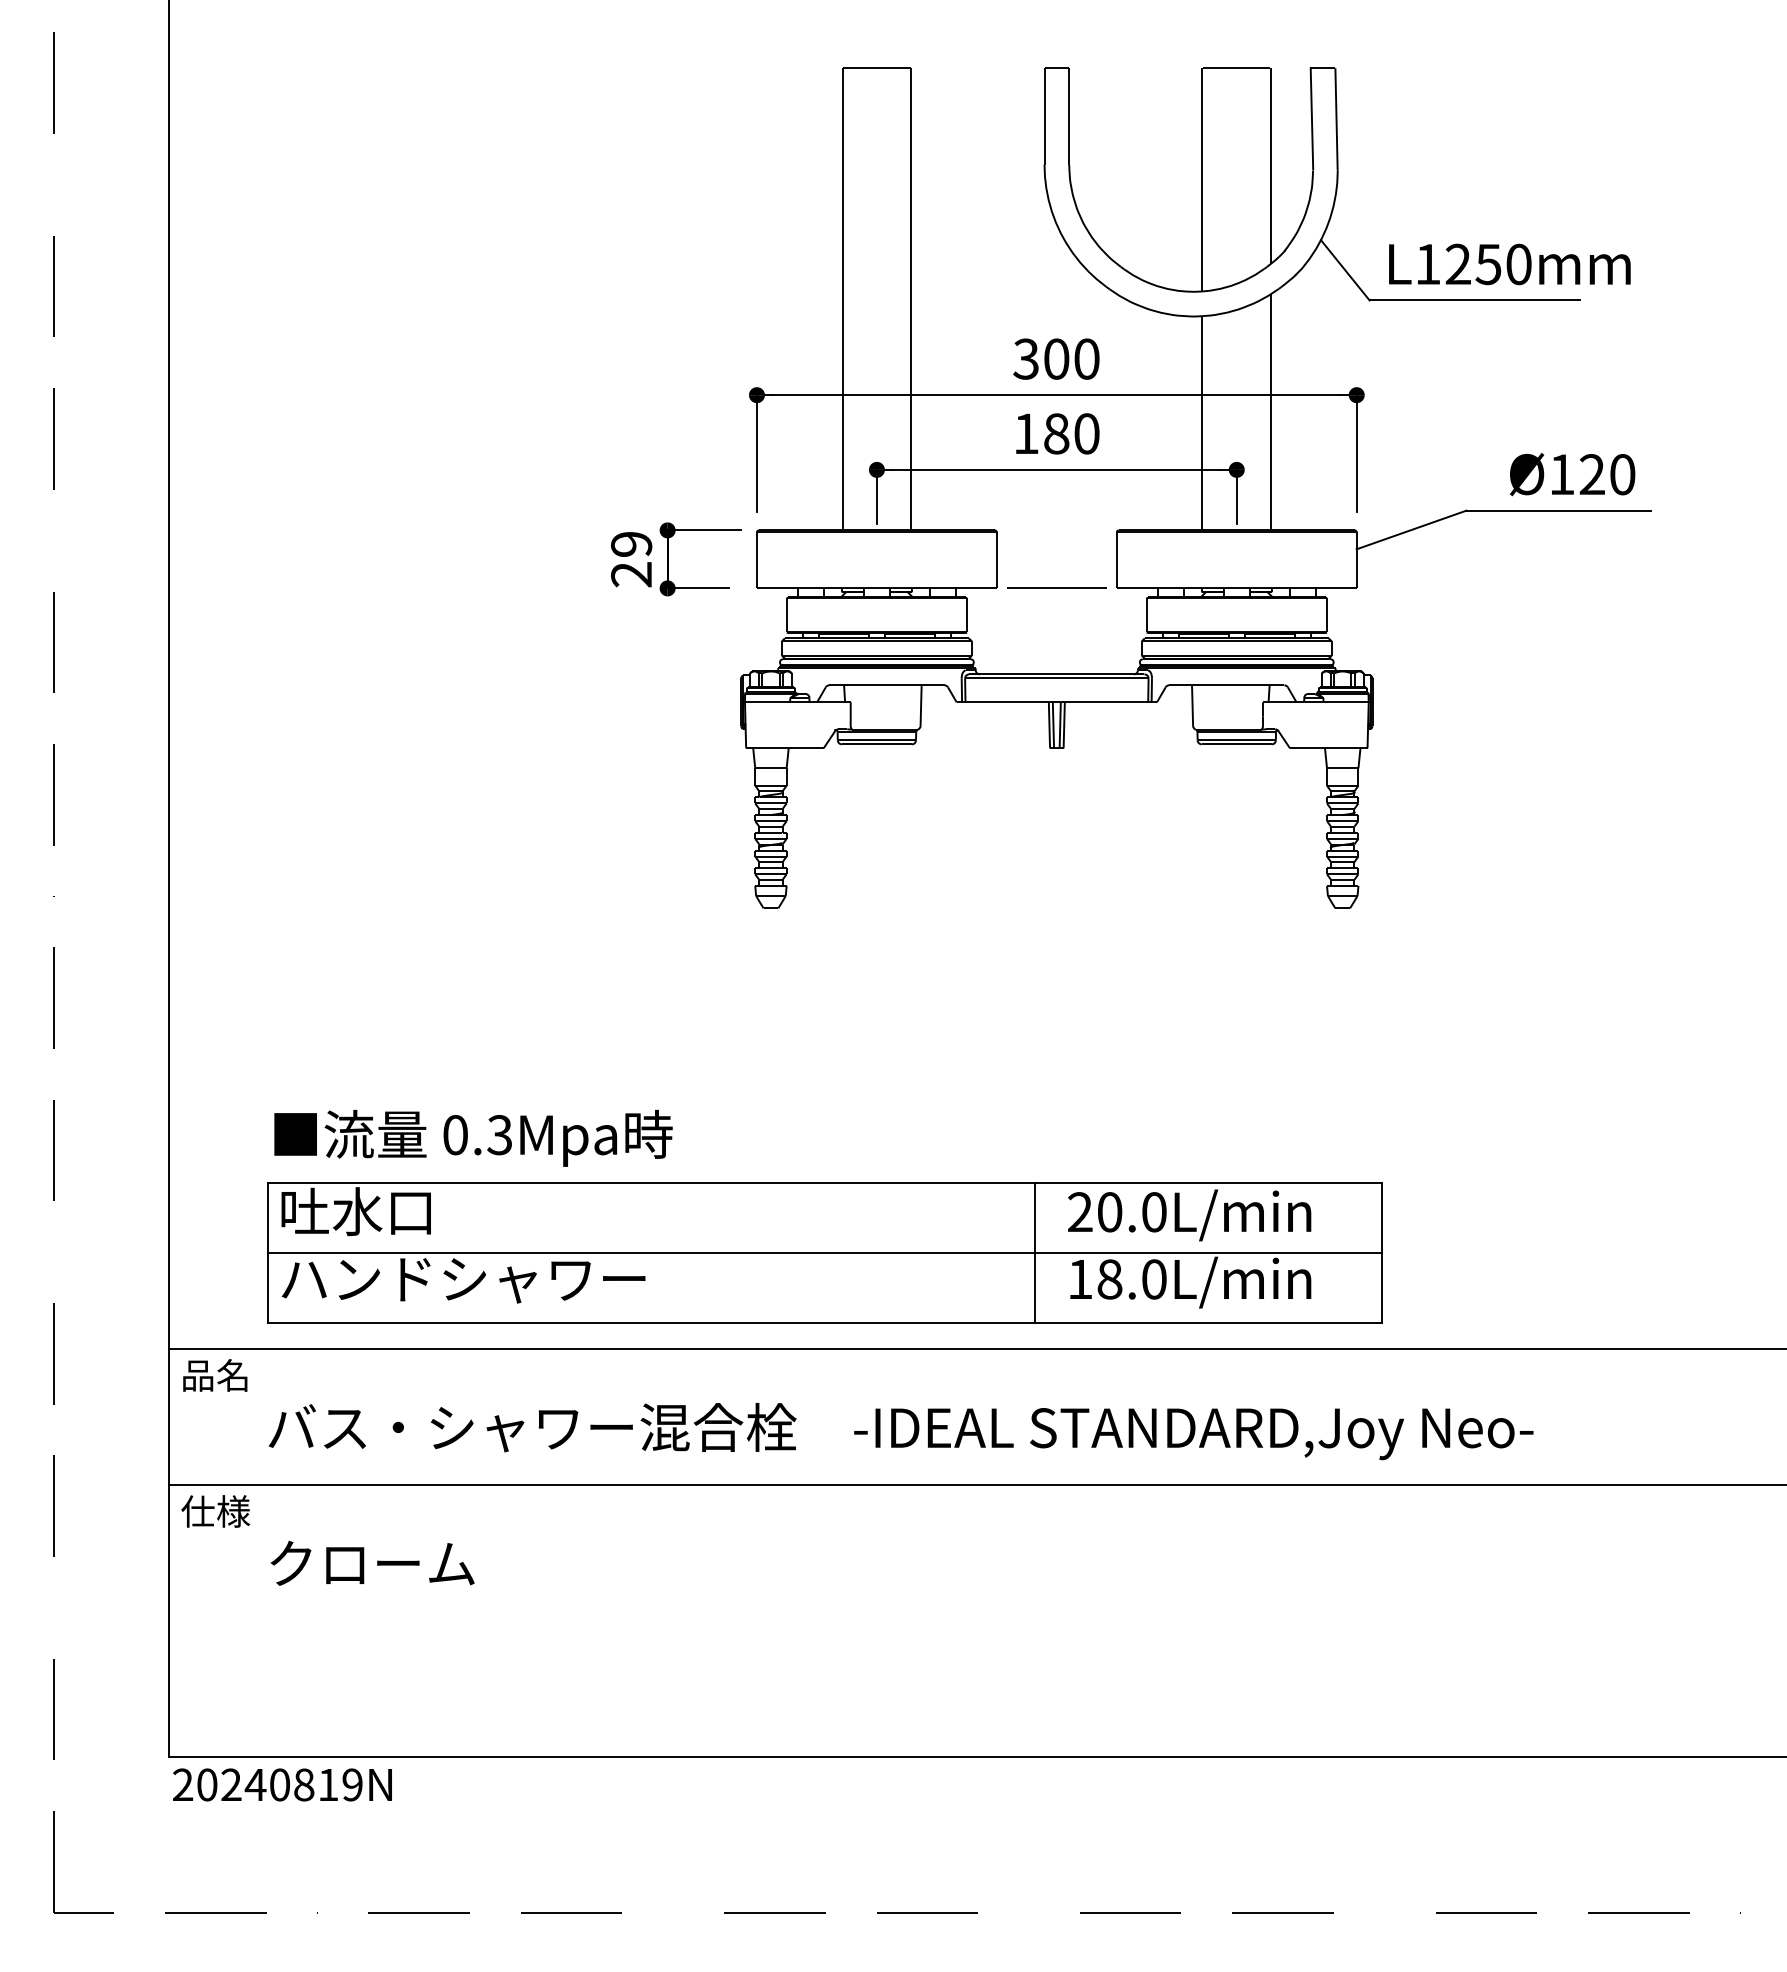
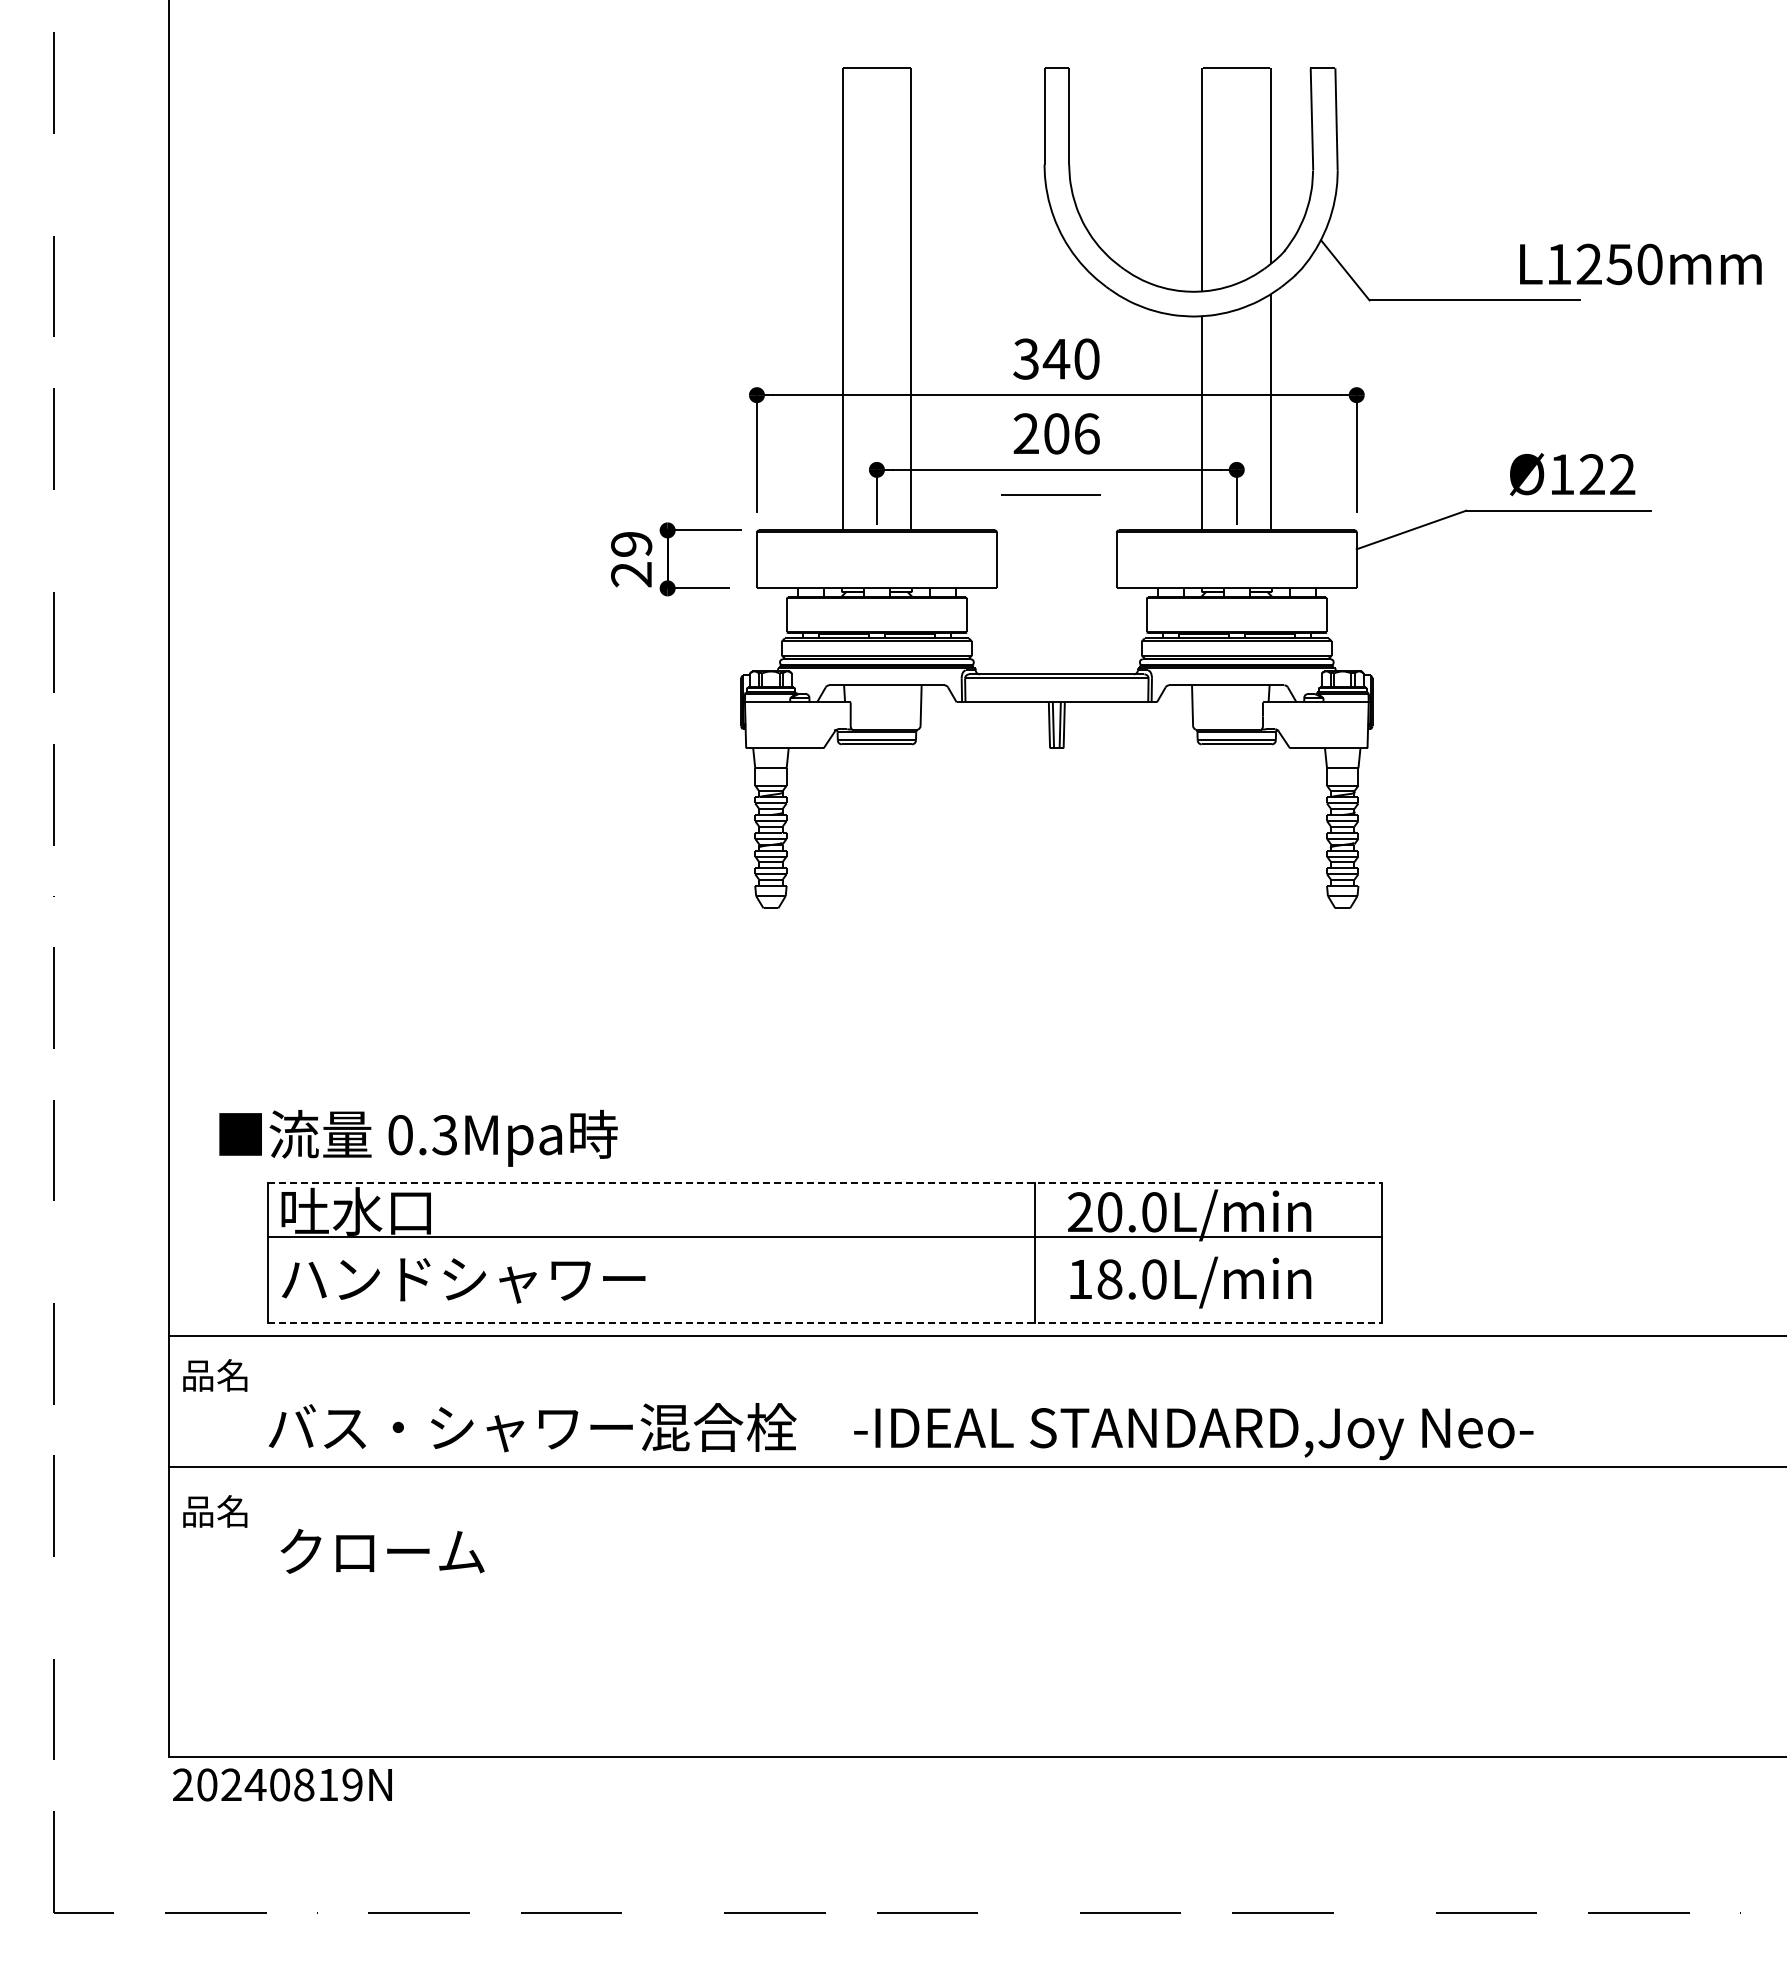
text position: (1509, 264) -> (1640, 264) (1640, 264)
text: 300 -> 340 (1056, 358)
text: 180 -> 206 (1056, 433)
text: Ø120 -> Ø122 (1622, 474)
line position: (1056, 587) -> (1050, 494) (1050, 494)
text position: (473, 1137) -> (418, 1137) (418, 1137)
line: solid -> dashed (825, 1183)
line position: (825, 1252) -> (825, 1236) (825, 1236)
line: solid -> dashed (825, 1322)
line position: (976, 1349) -> (976, 1336) (976, 1336)
line position: (976, 1485) -> (976, 1467) (976, 1467)
text: 仕様 -> 品名 (215, 1511)
text position: (372, 1563) -> (382, 1551) (382, 1551)
